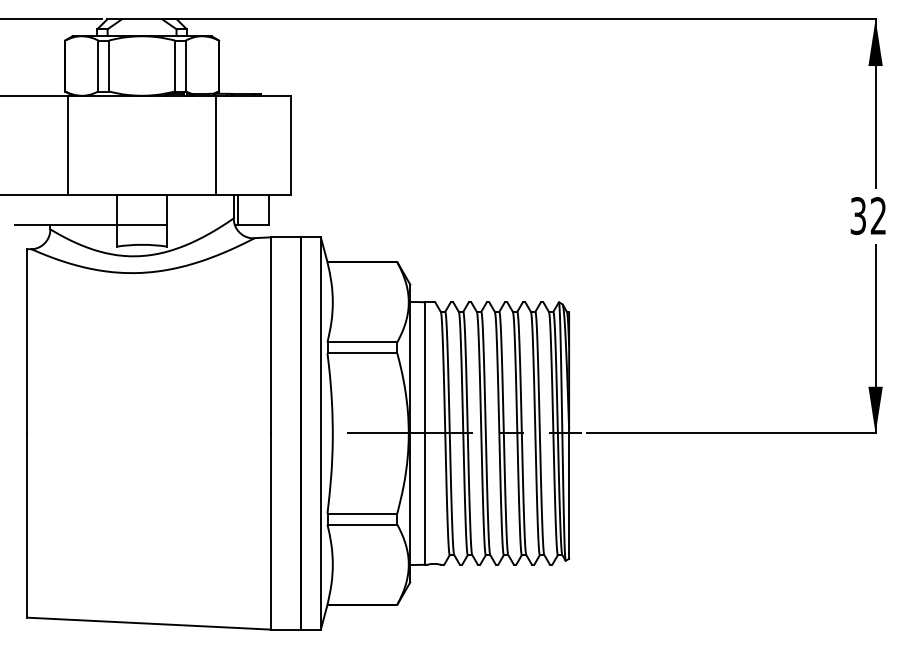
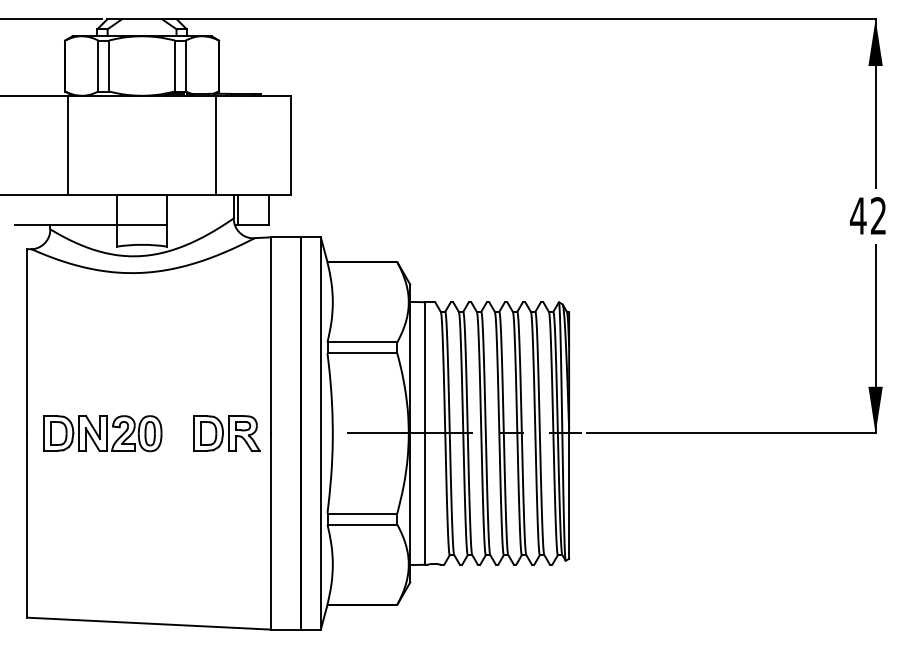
text: 32 -> 42 (858, 216)
part: none -> present (102, 433)
part: none -> present (226, 433)
